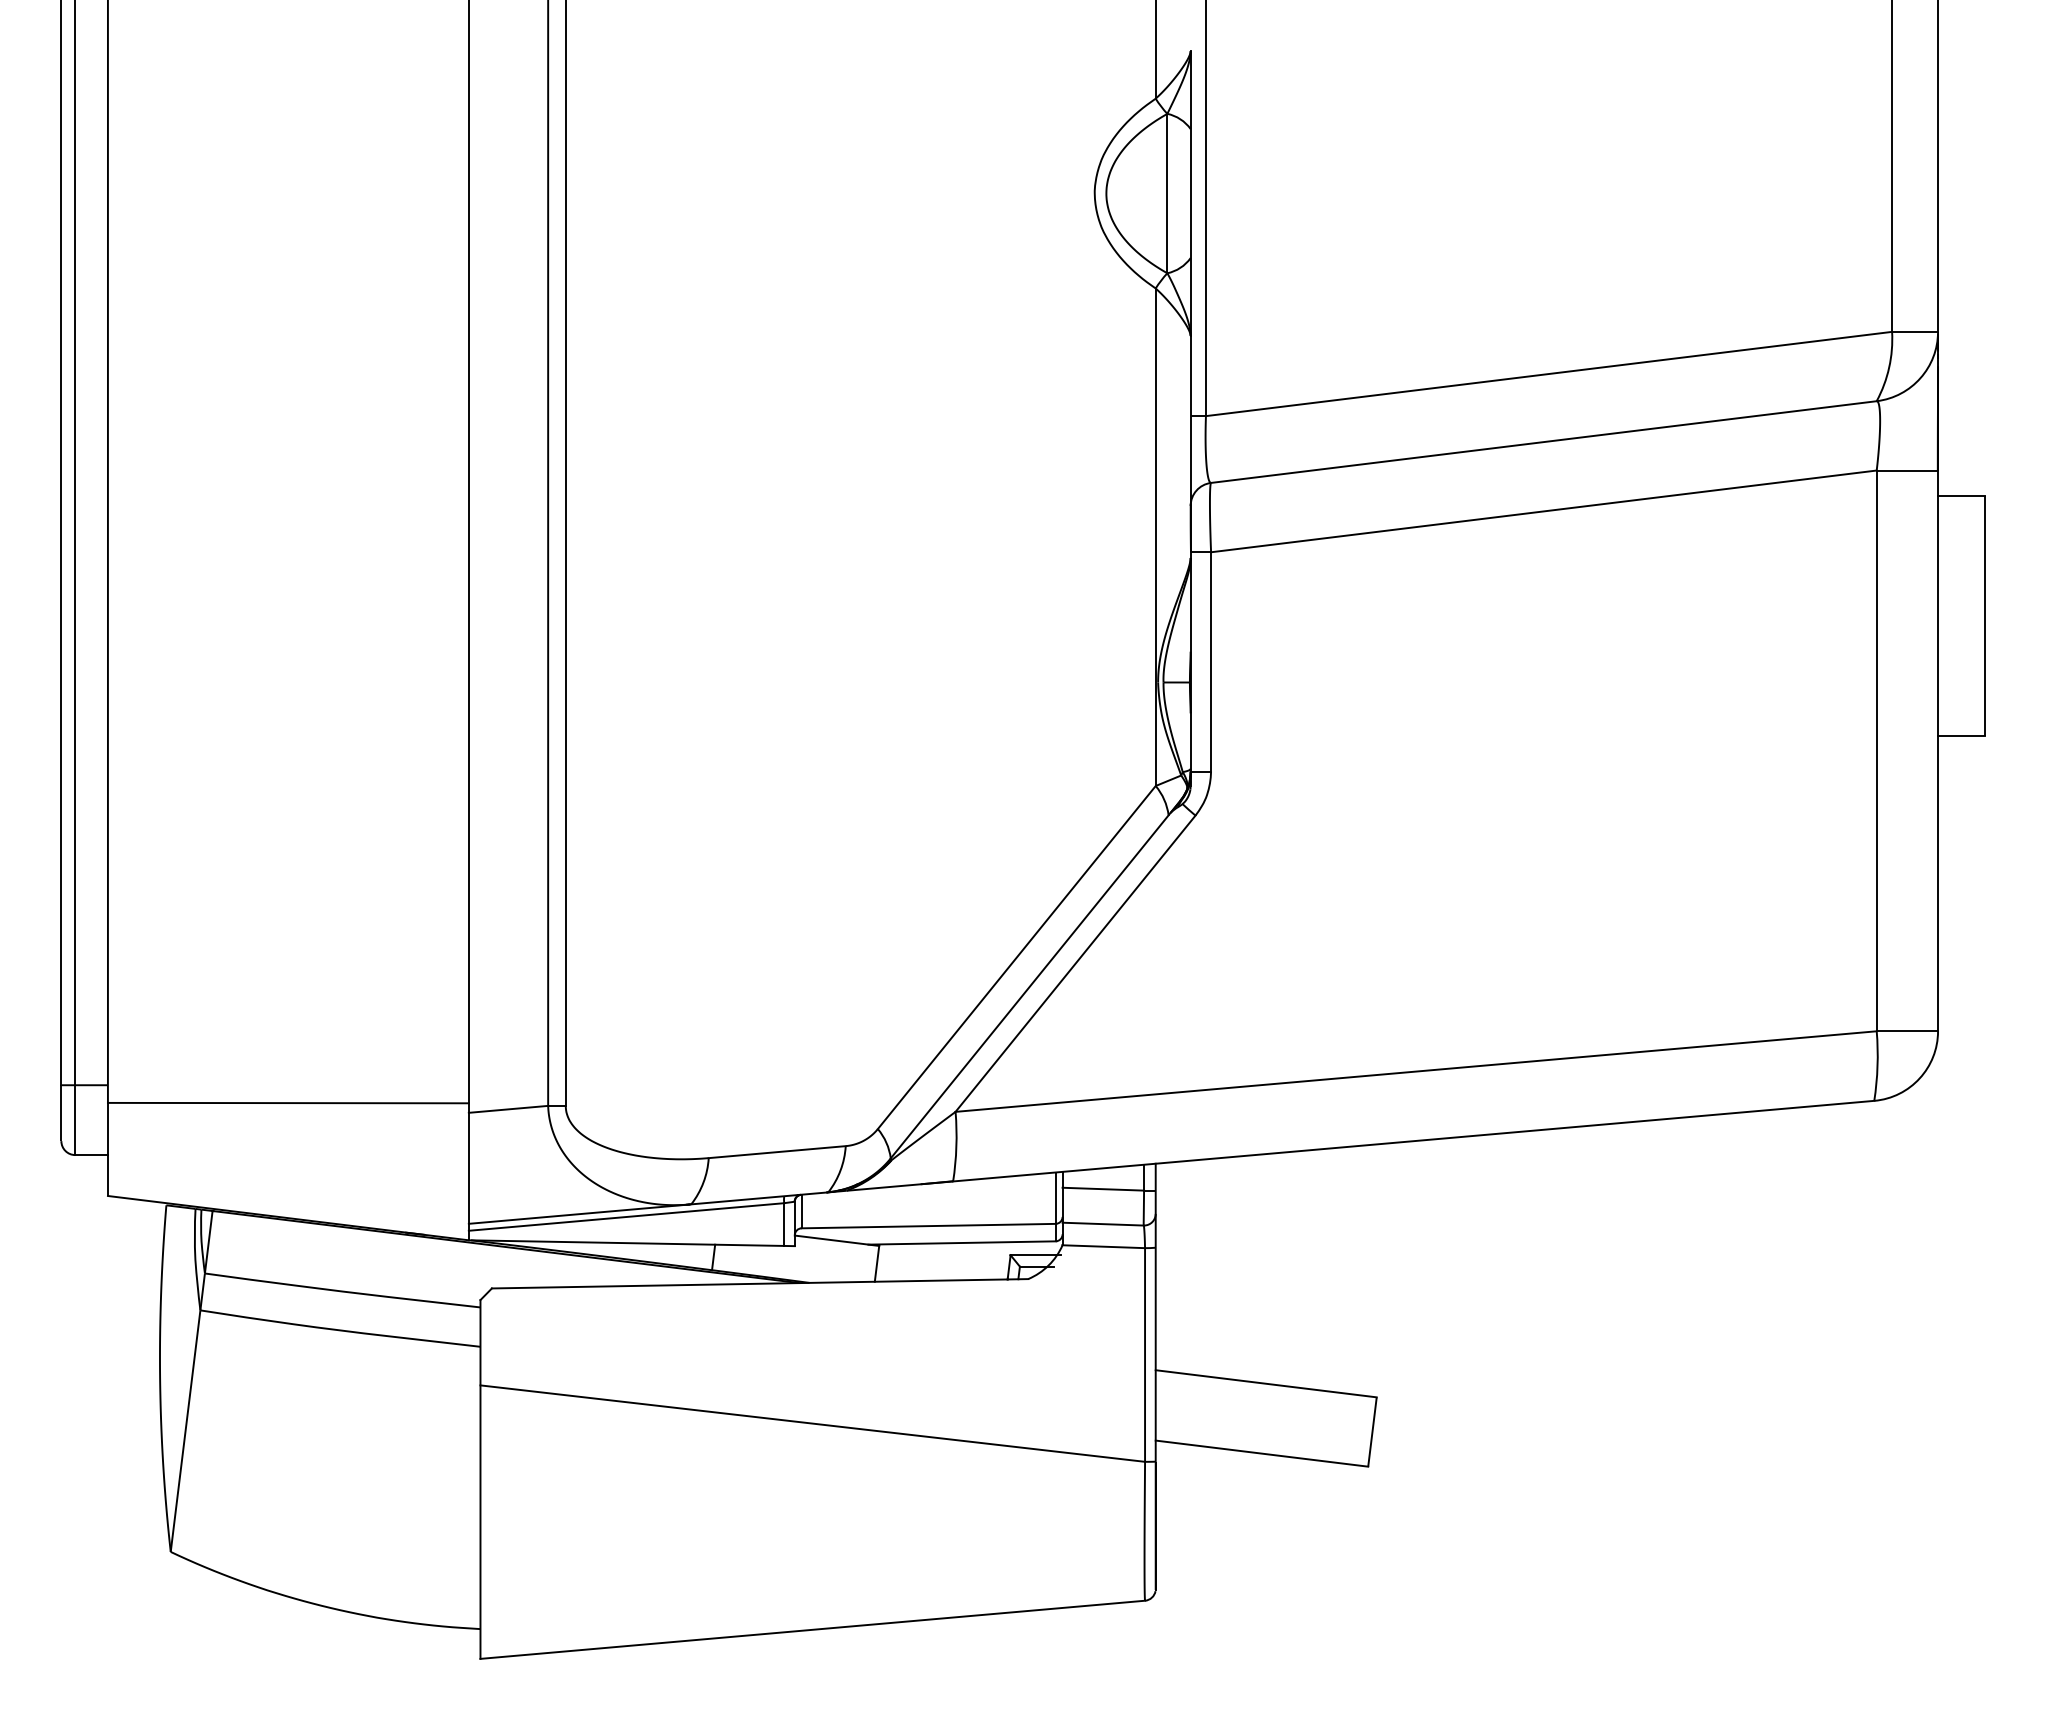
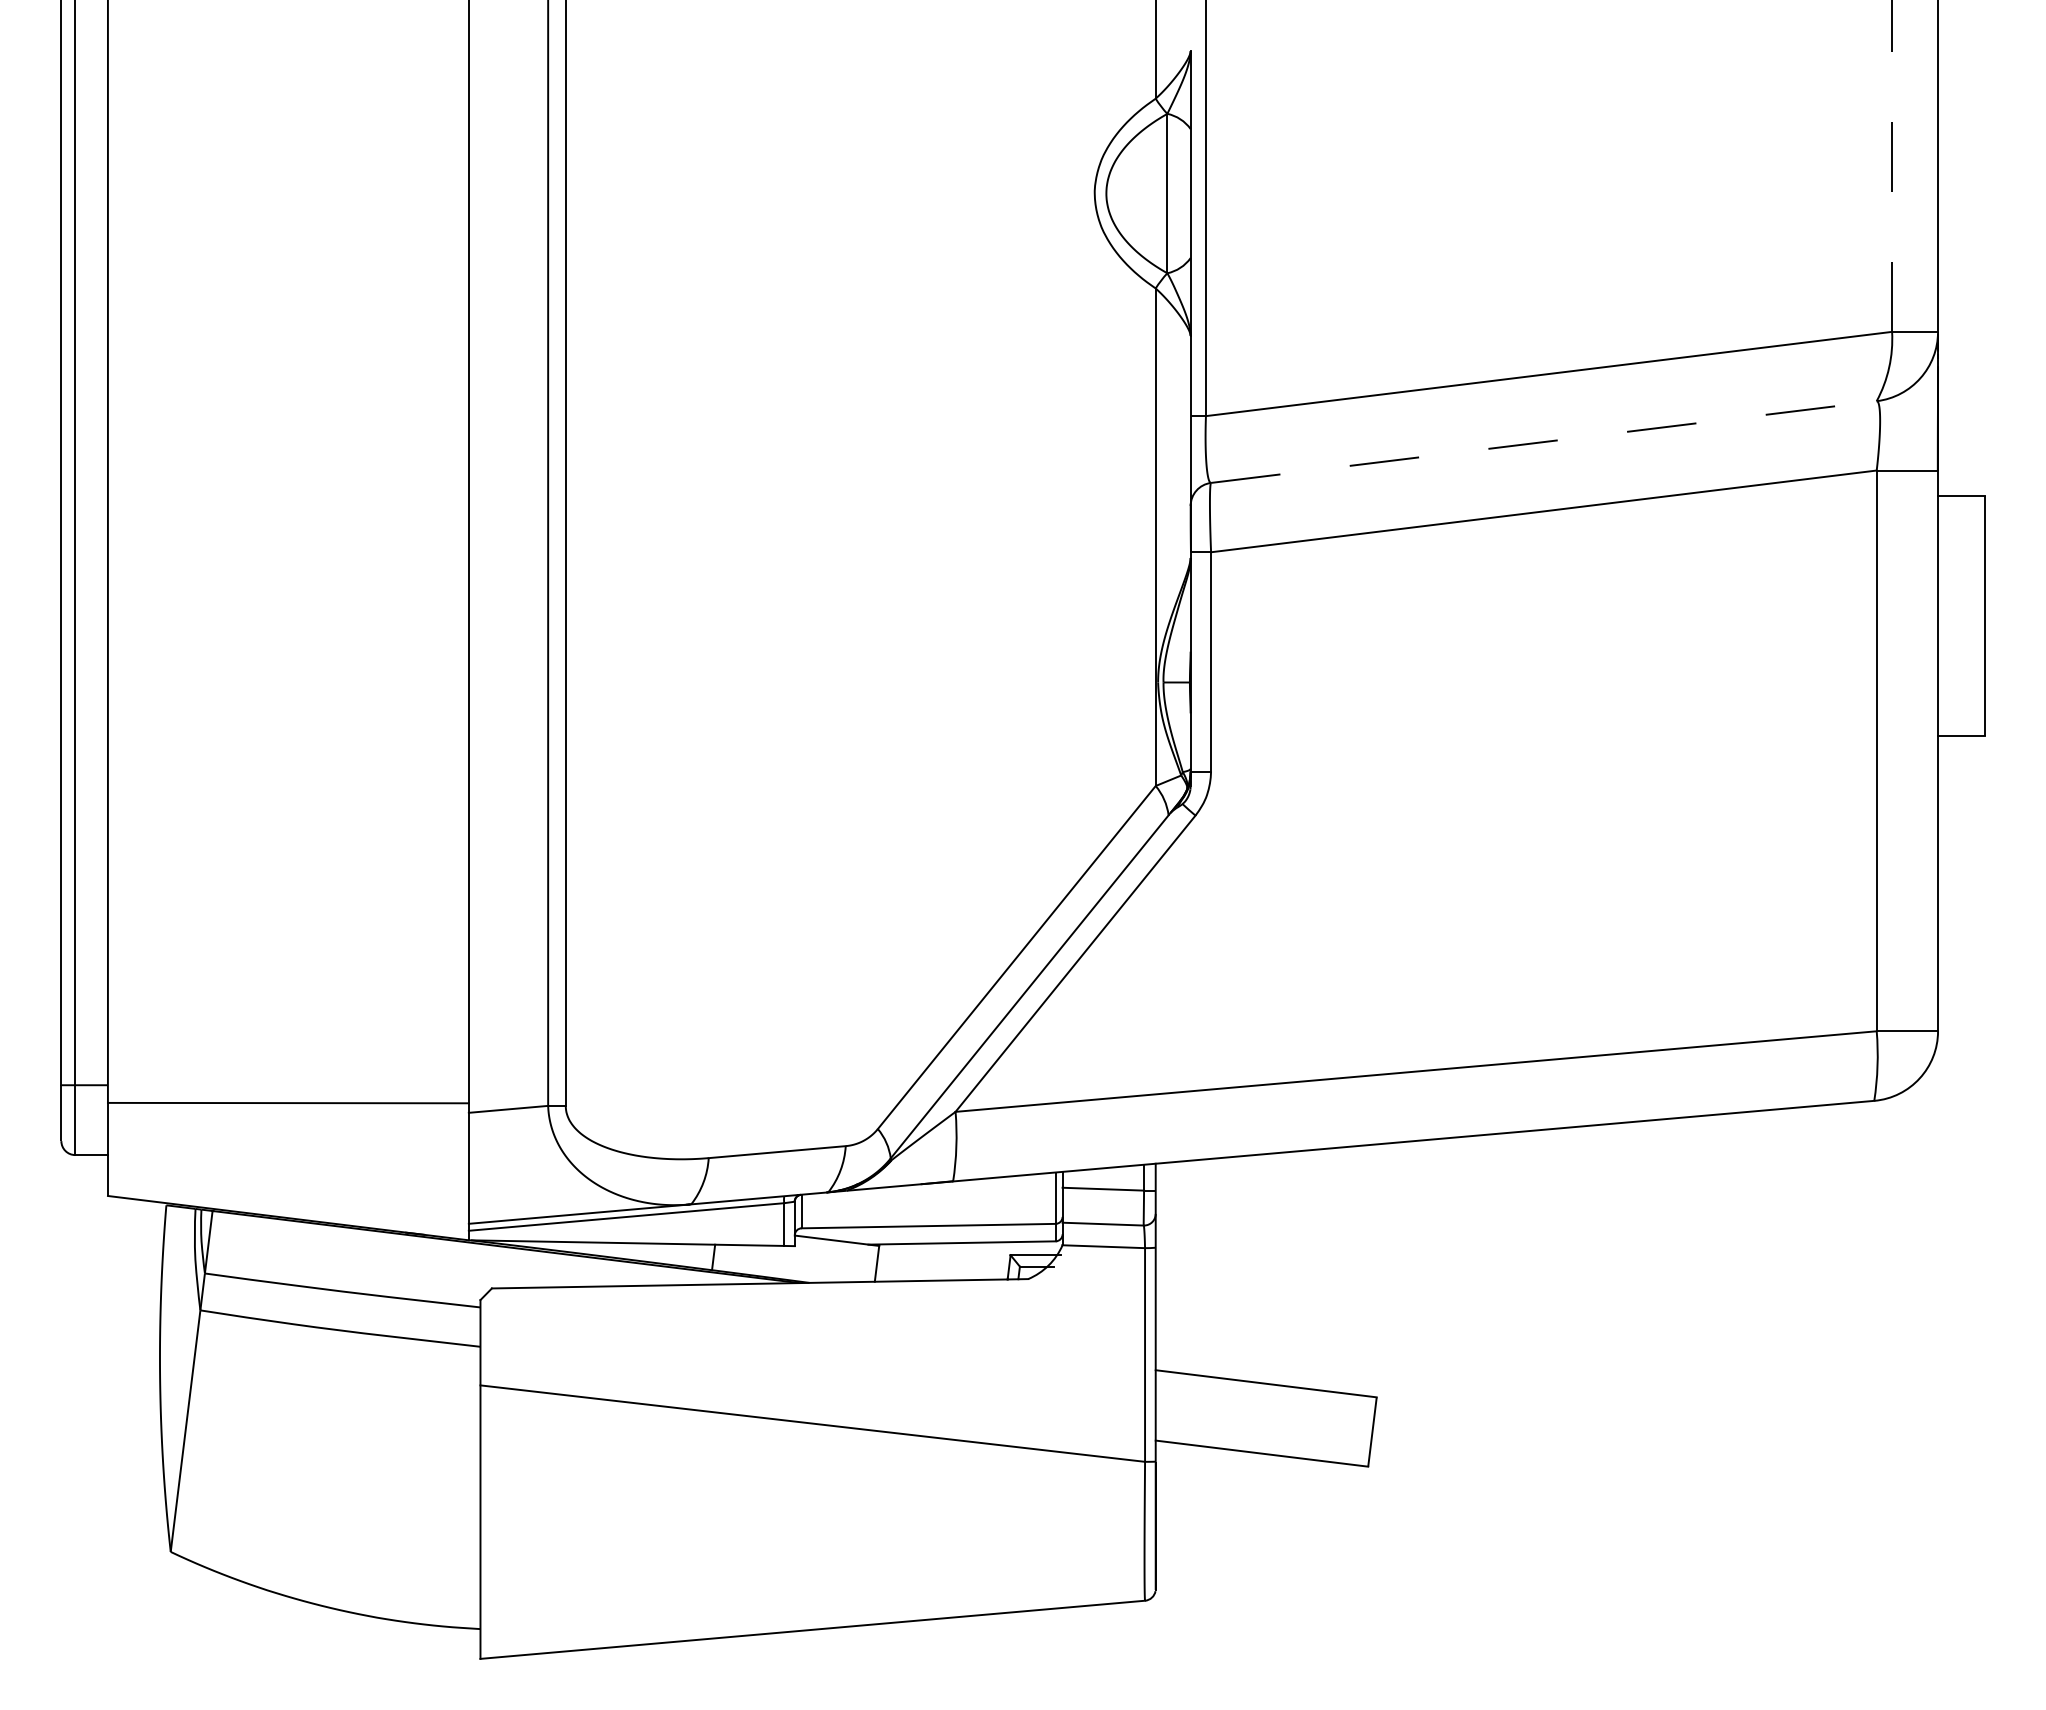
line: solid -> dashed (1892, 166)
line: solid -> dashed (1544, 442)
